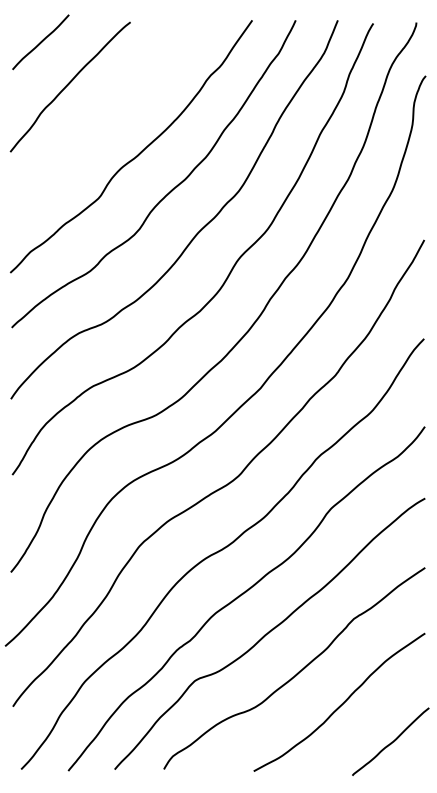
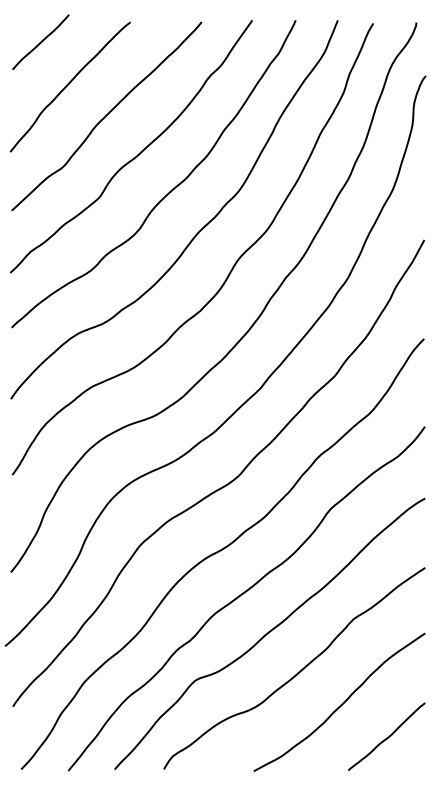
curve: none -> present (106, 116)
curve position: (390, 742) -> (386, 737) (386, 737)
